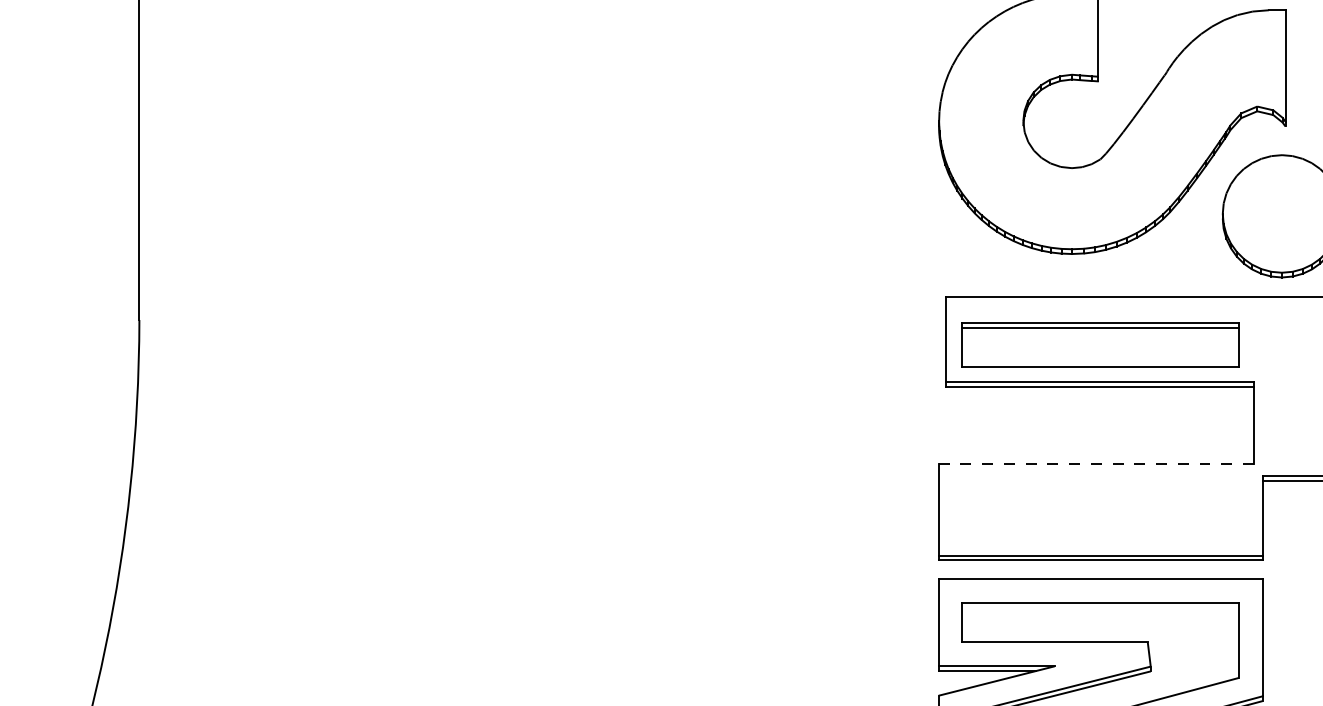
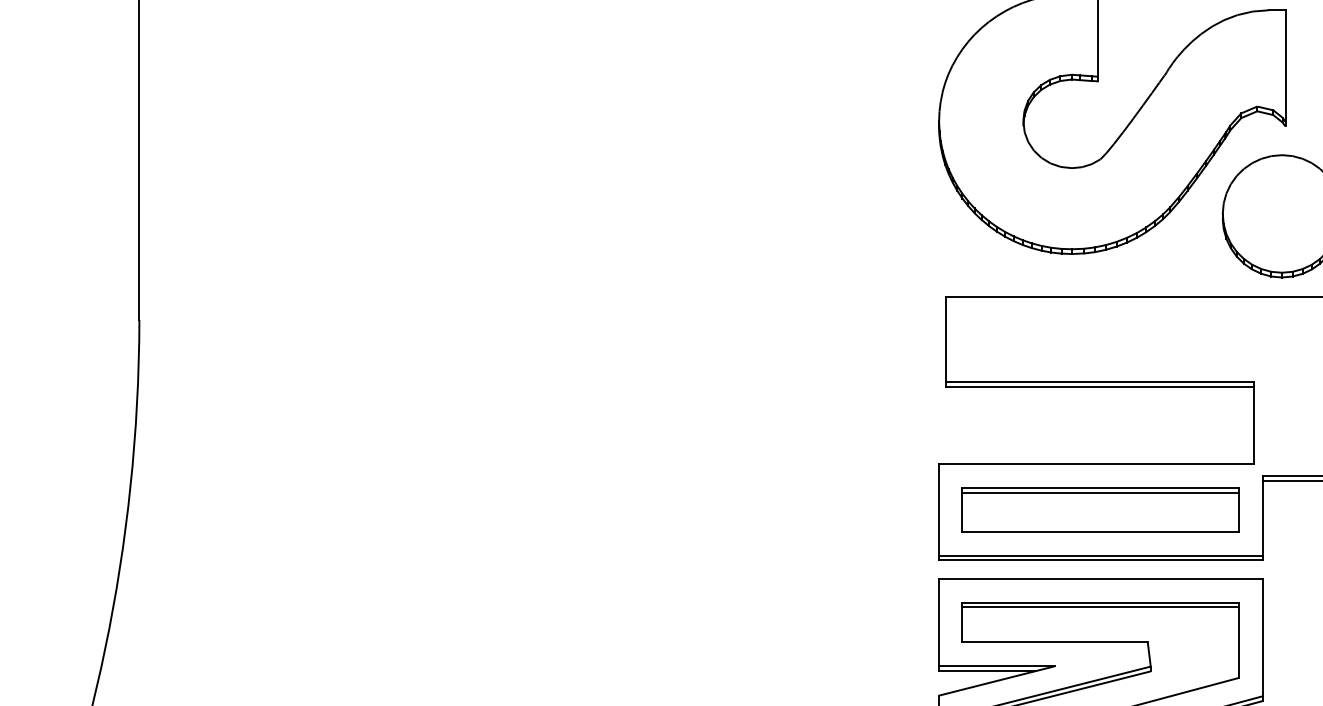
part position: (1100, 344) -> (1100, 509) (1100, 509)
line: dashed -> solid (1096, 464)
line: none -> present (1100, 607)
